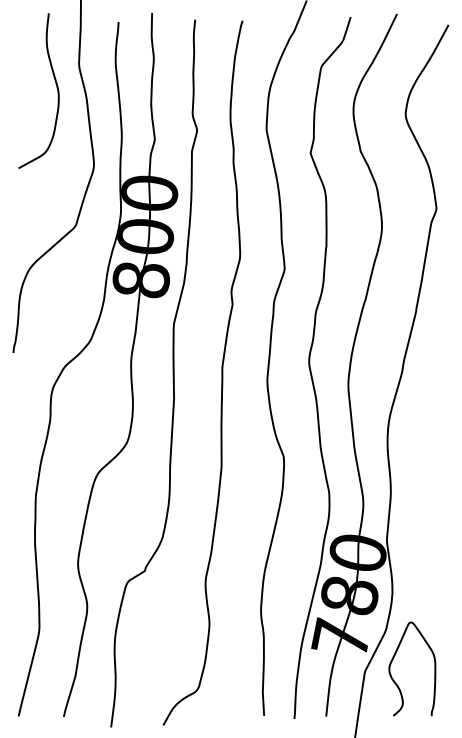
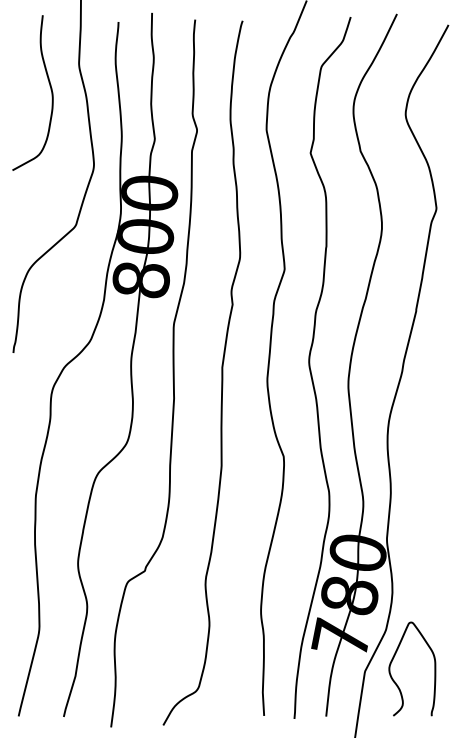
curve position: (55, 84) -> (49, 86) (49, 86)
